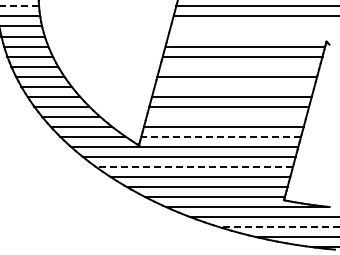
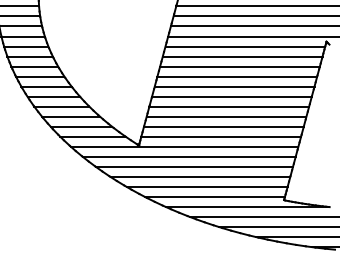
line: dashed -> solid (19, 6)
line: none -> present (253, 26)
line: none -> present (252, 36)
line: none -> present (239, 66)
line: none -> present (234, 86)
line: none -> present (226, 116)
line: dashed -> solid (221, 136)
line: dashed -> solid (194, 166)
line: dashed -> solid (279, 227)
